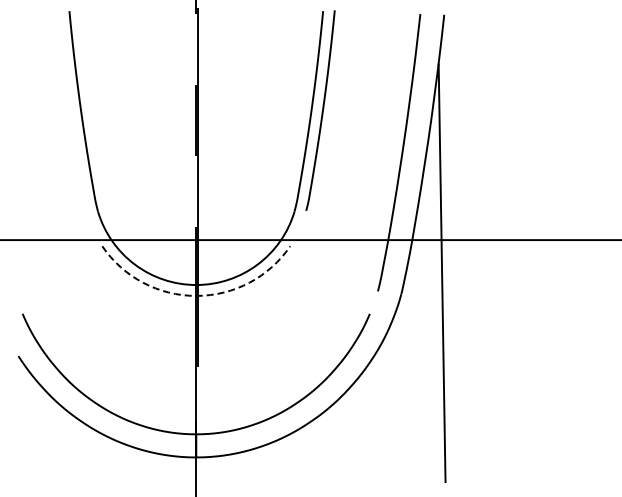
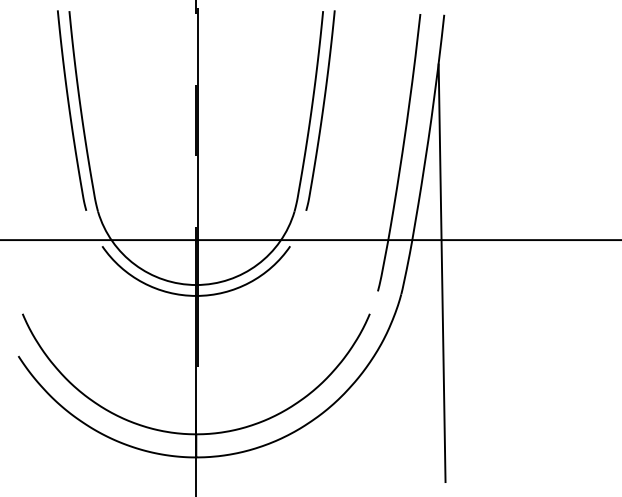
curve: none -> present (70, 110)
arc: dashed -> solid (196, 295)
